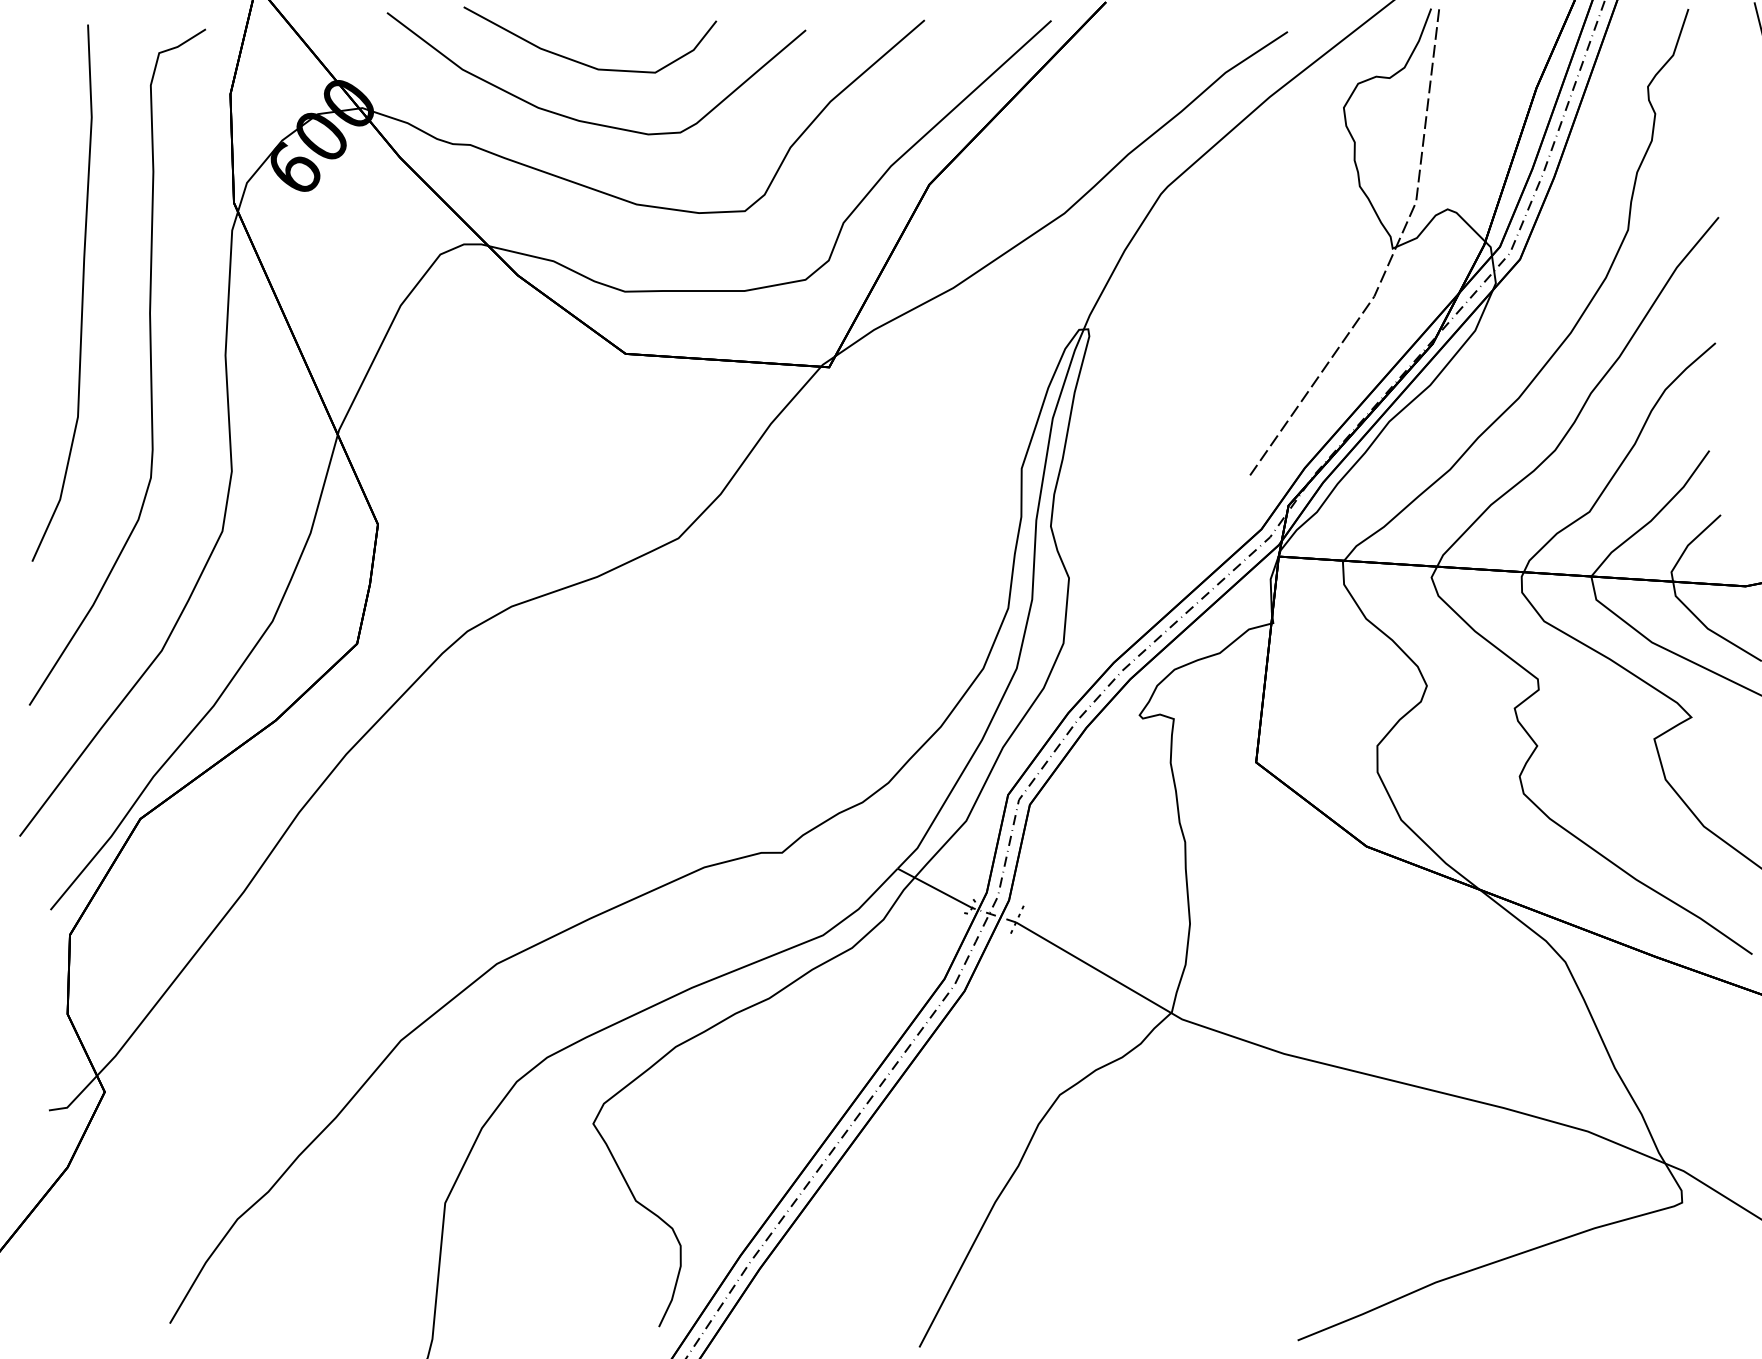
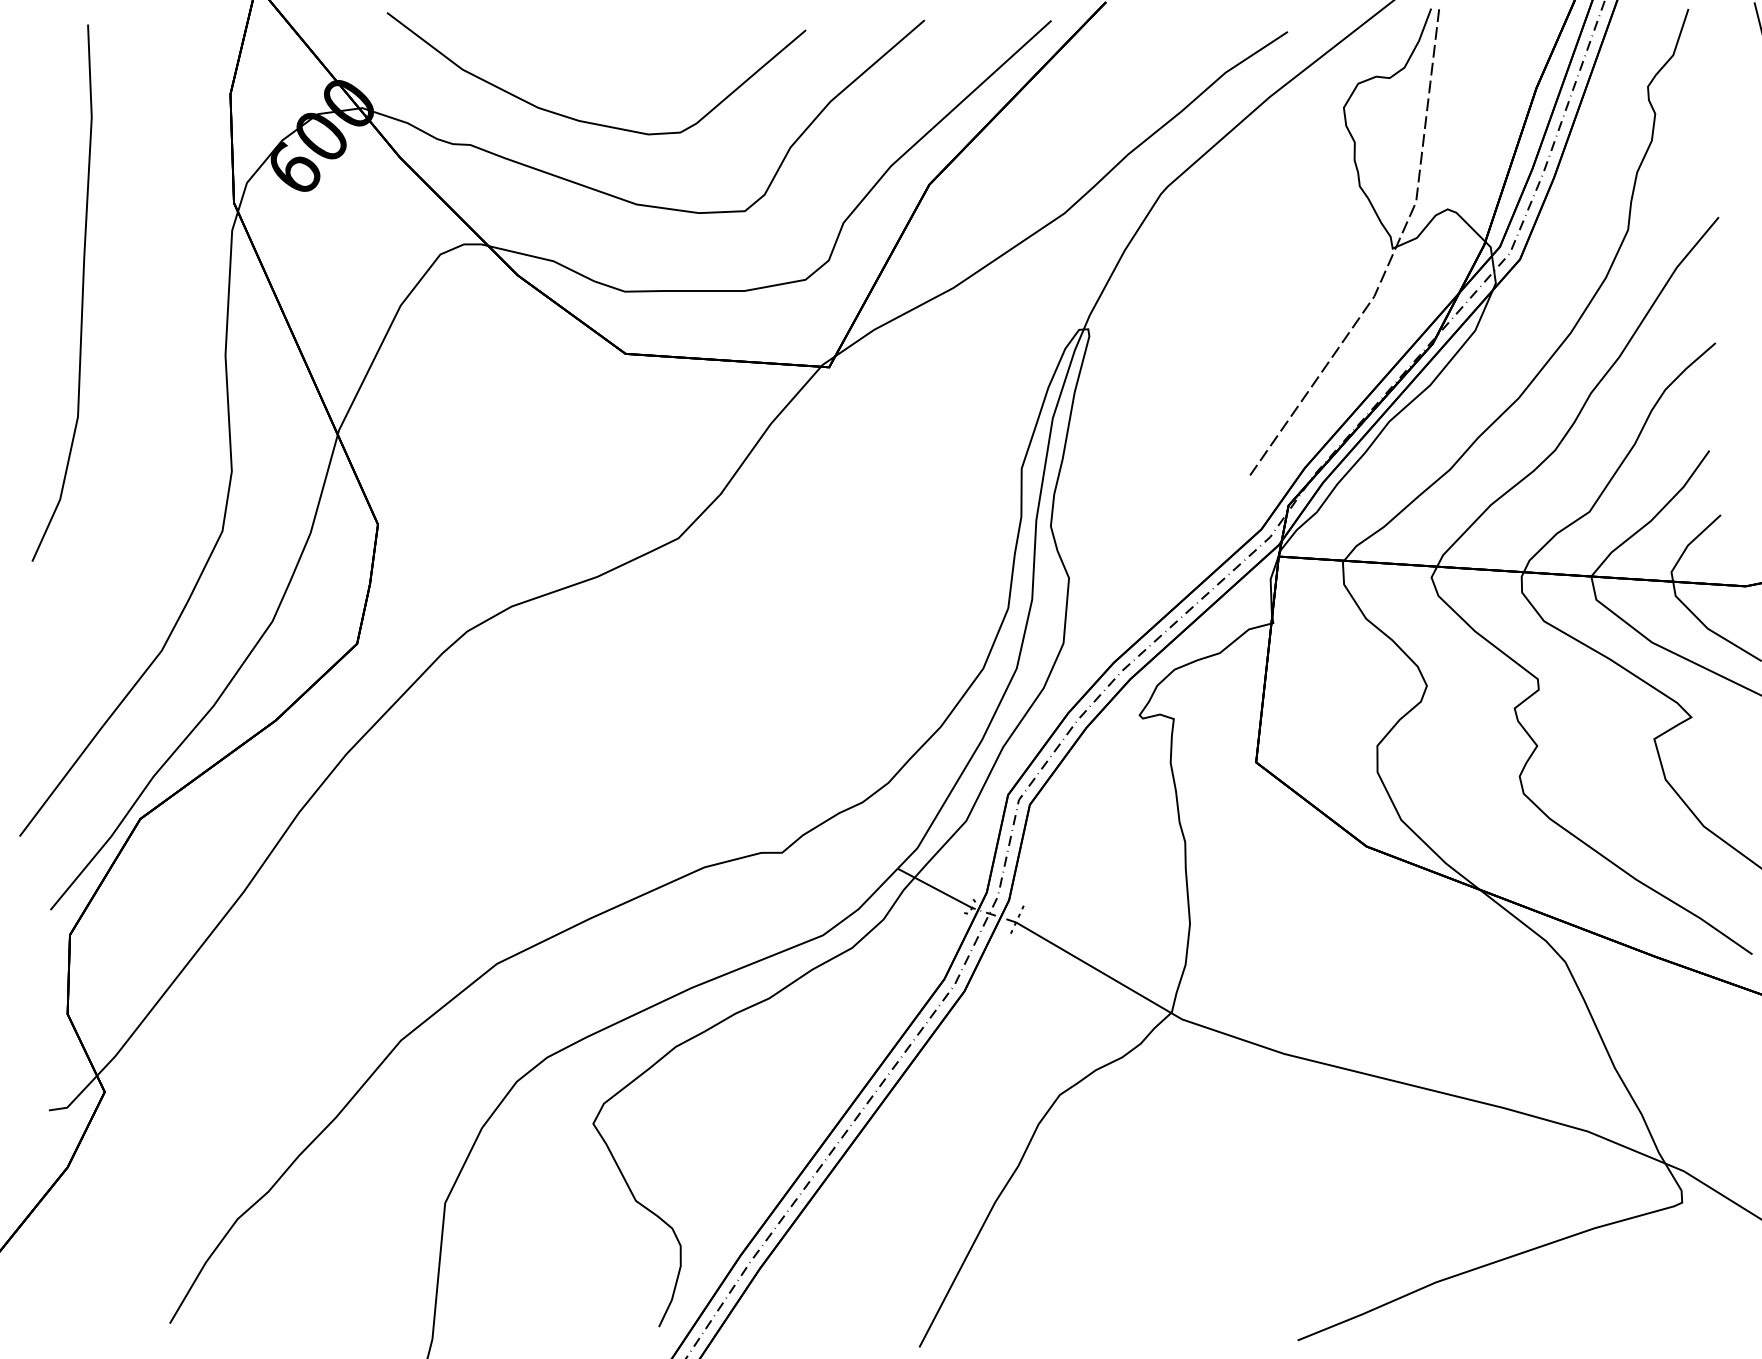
curve: present -> none (582, 62)
curve: present -> none (150, 366)
